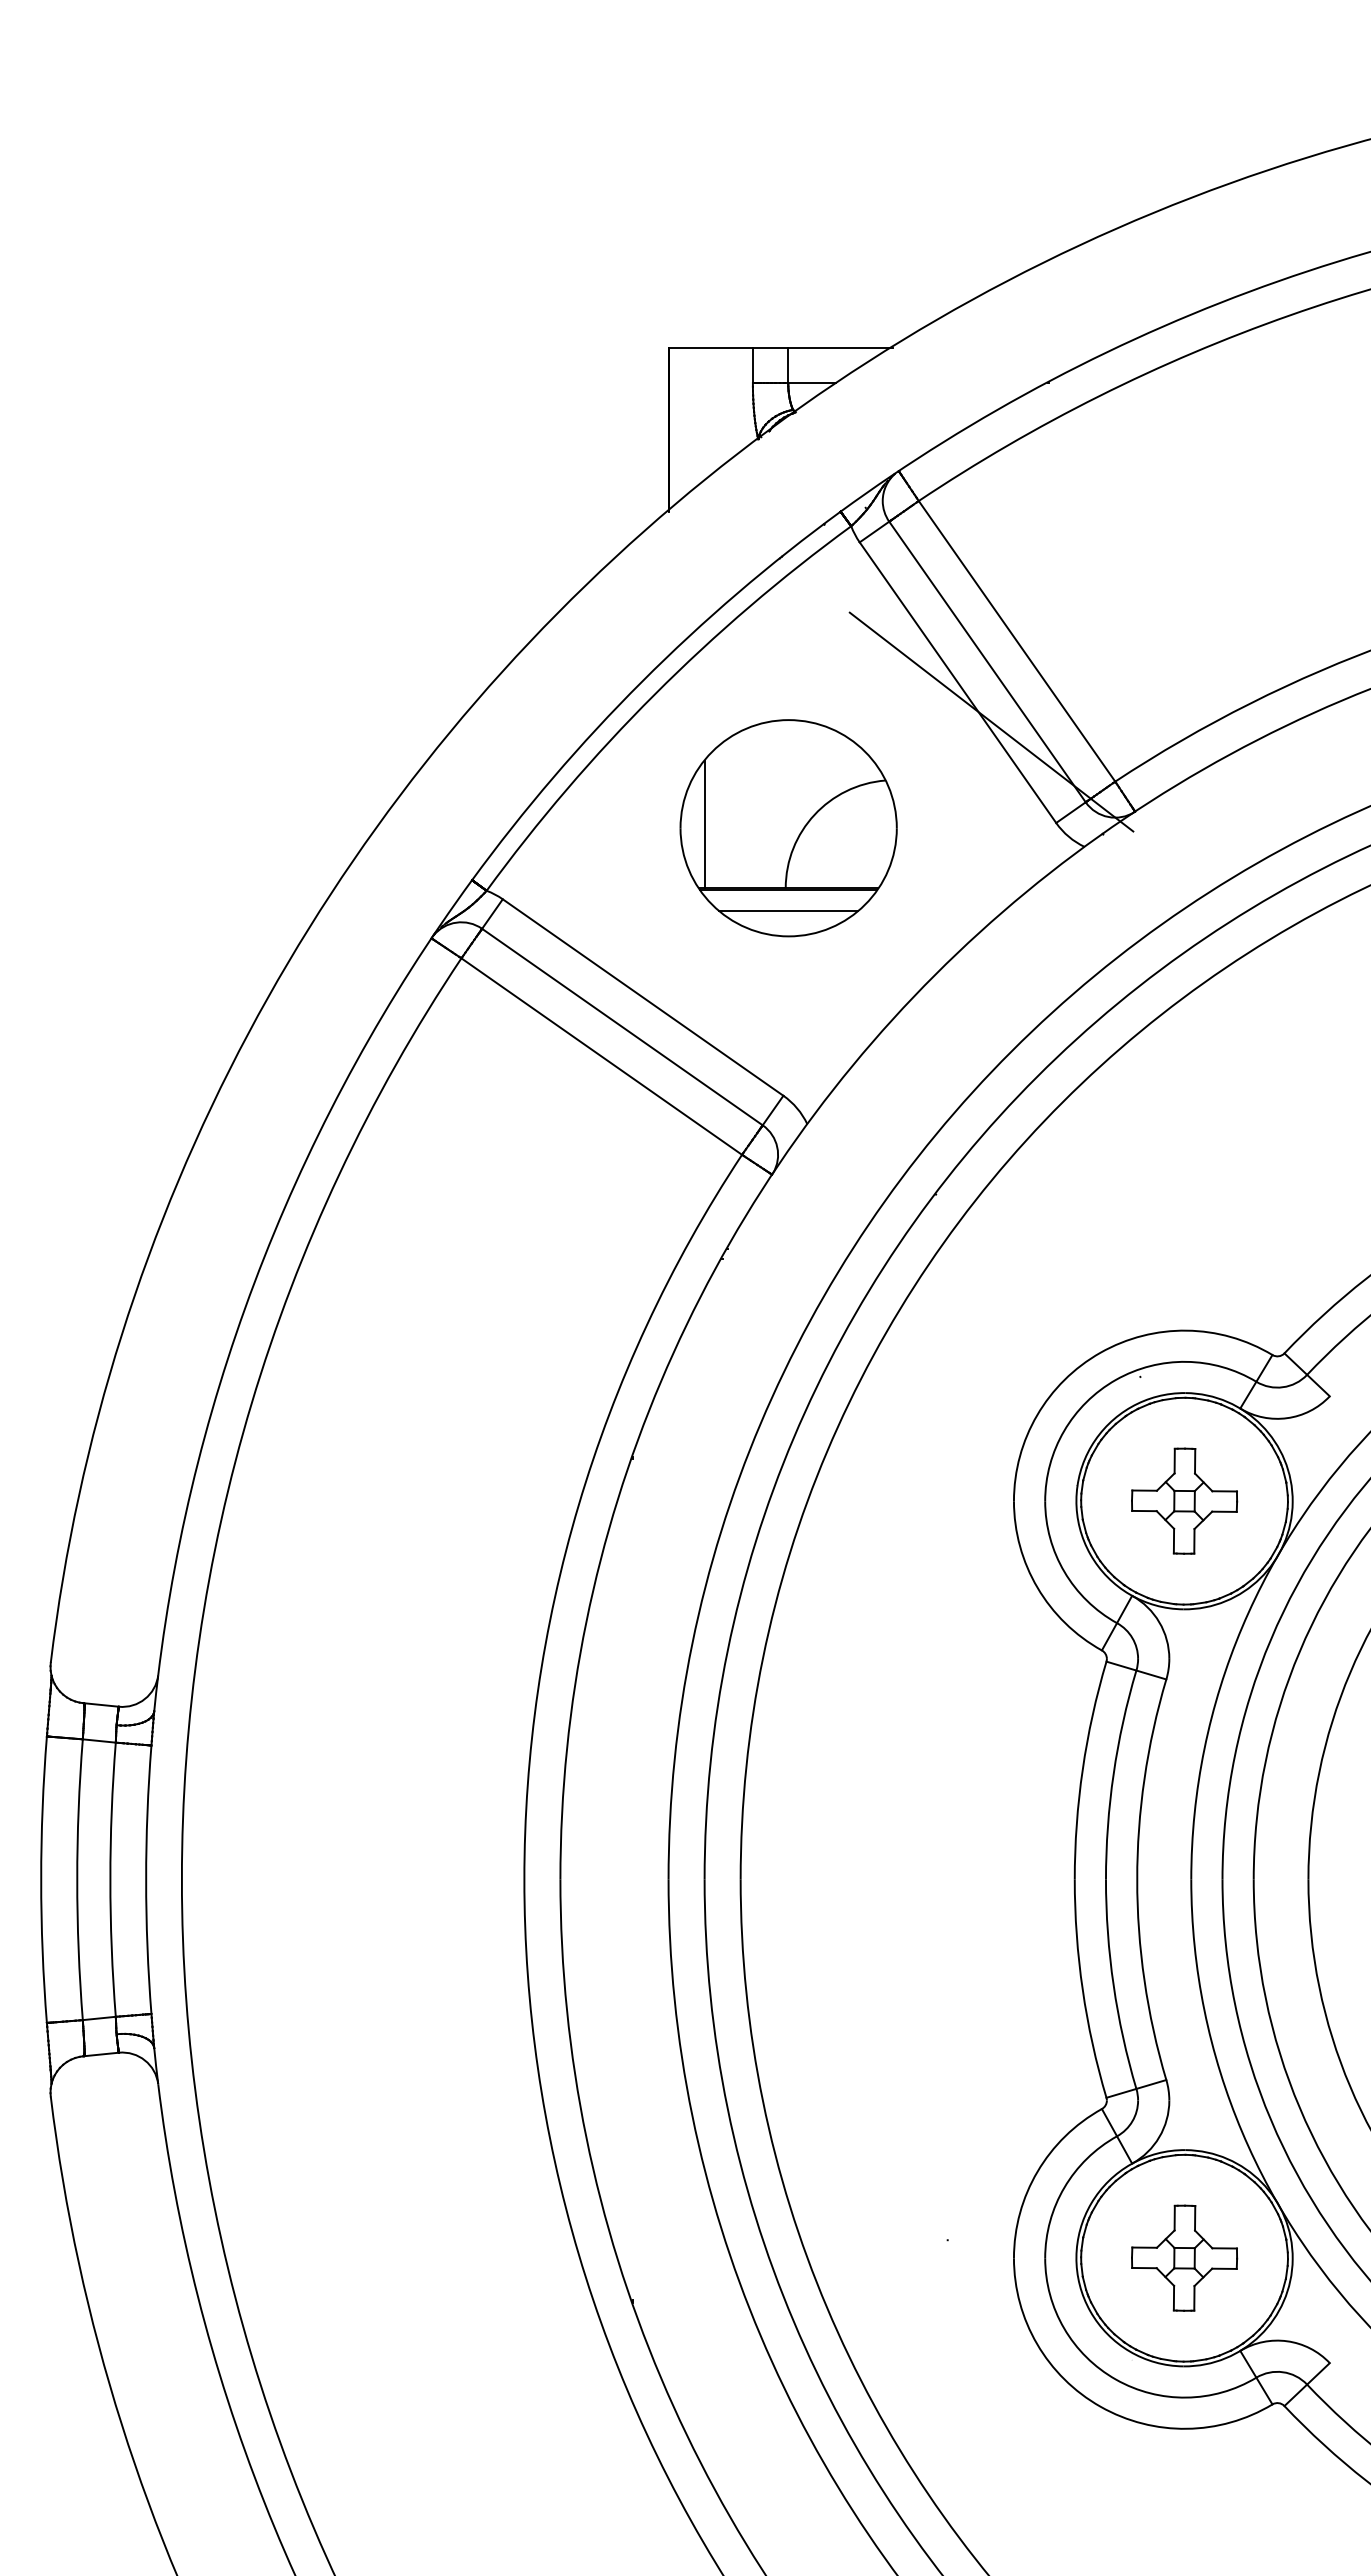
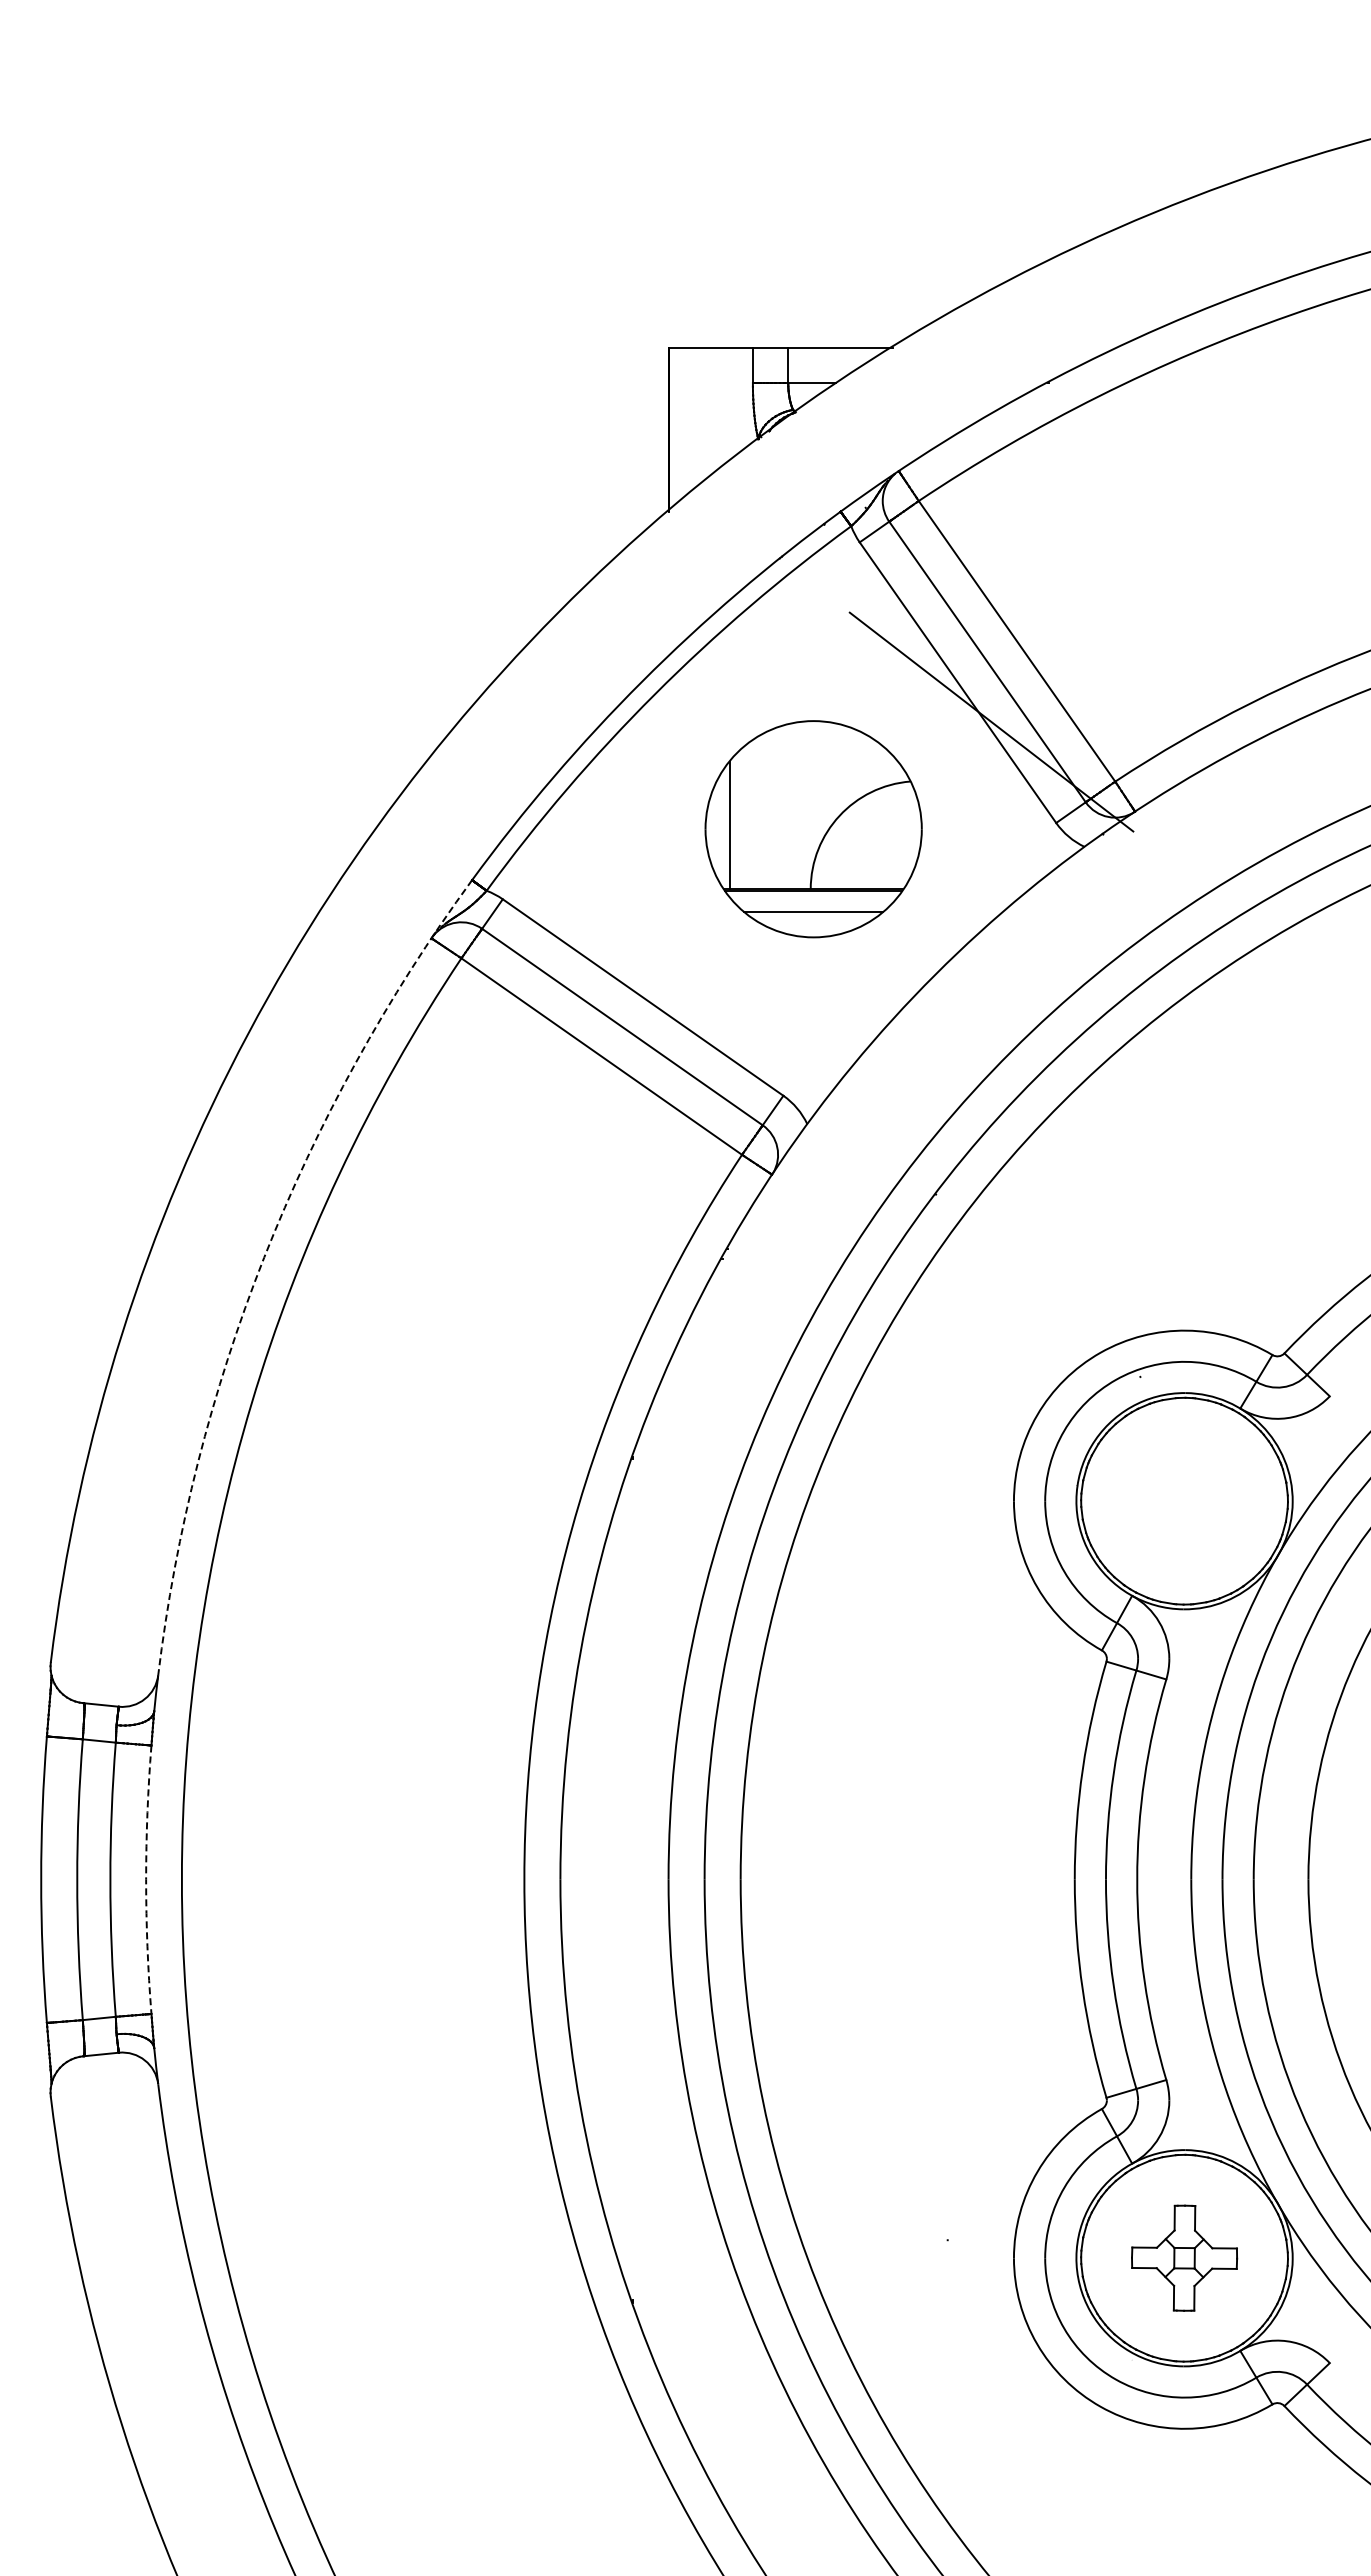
part position: (788, 828) -> (813, 829) (813, 829)
arc: solid -> dashed (264, 1257)
part: present -> none (1184, 1500)
arc: solid -> dashed (146, 1879)
